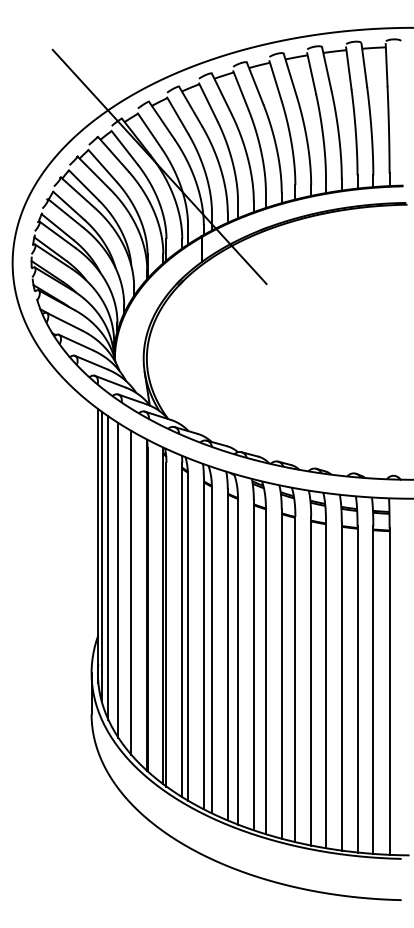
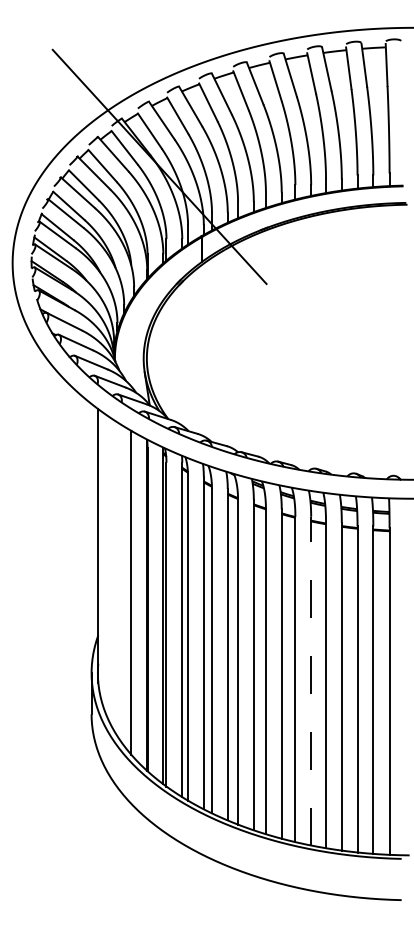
line: present -> none (101, 556)
line: present -> none (108, 567)
line: present -> none (118, 579)
line: solid -> dashed (311, 680)
